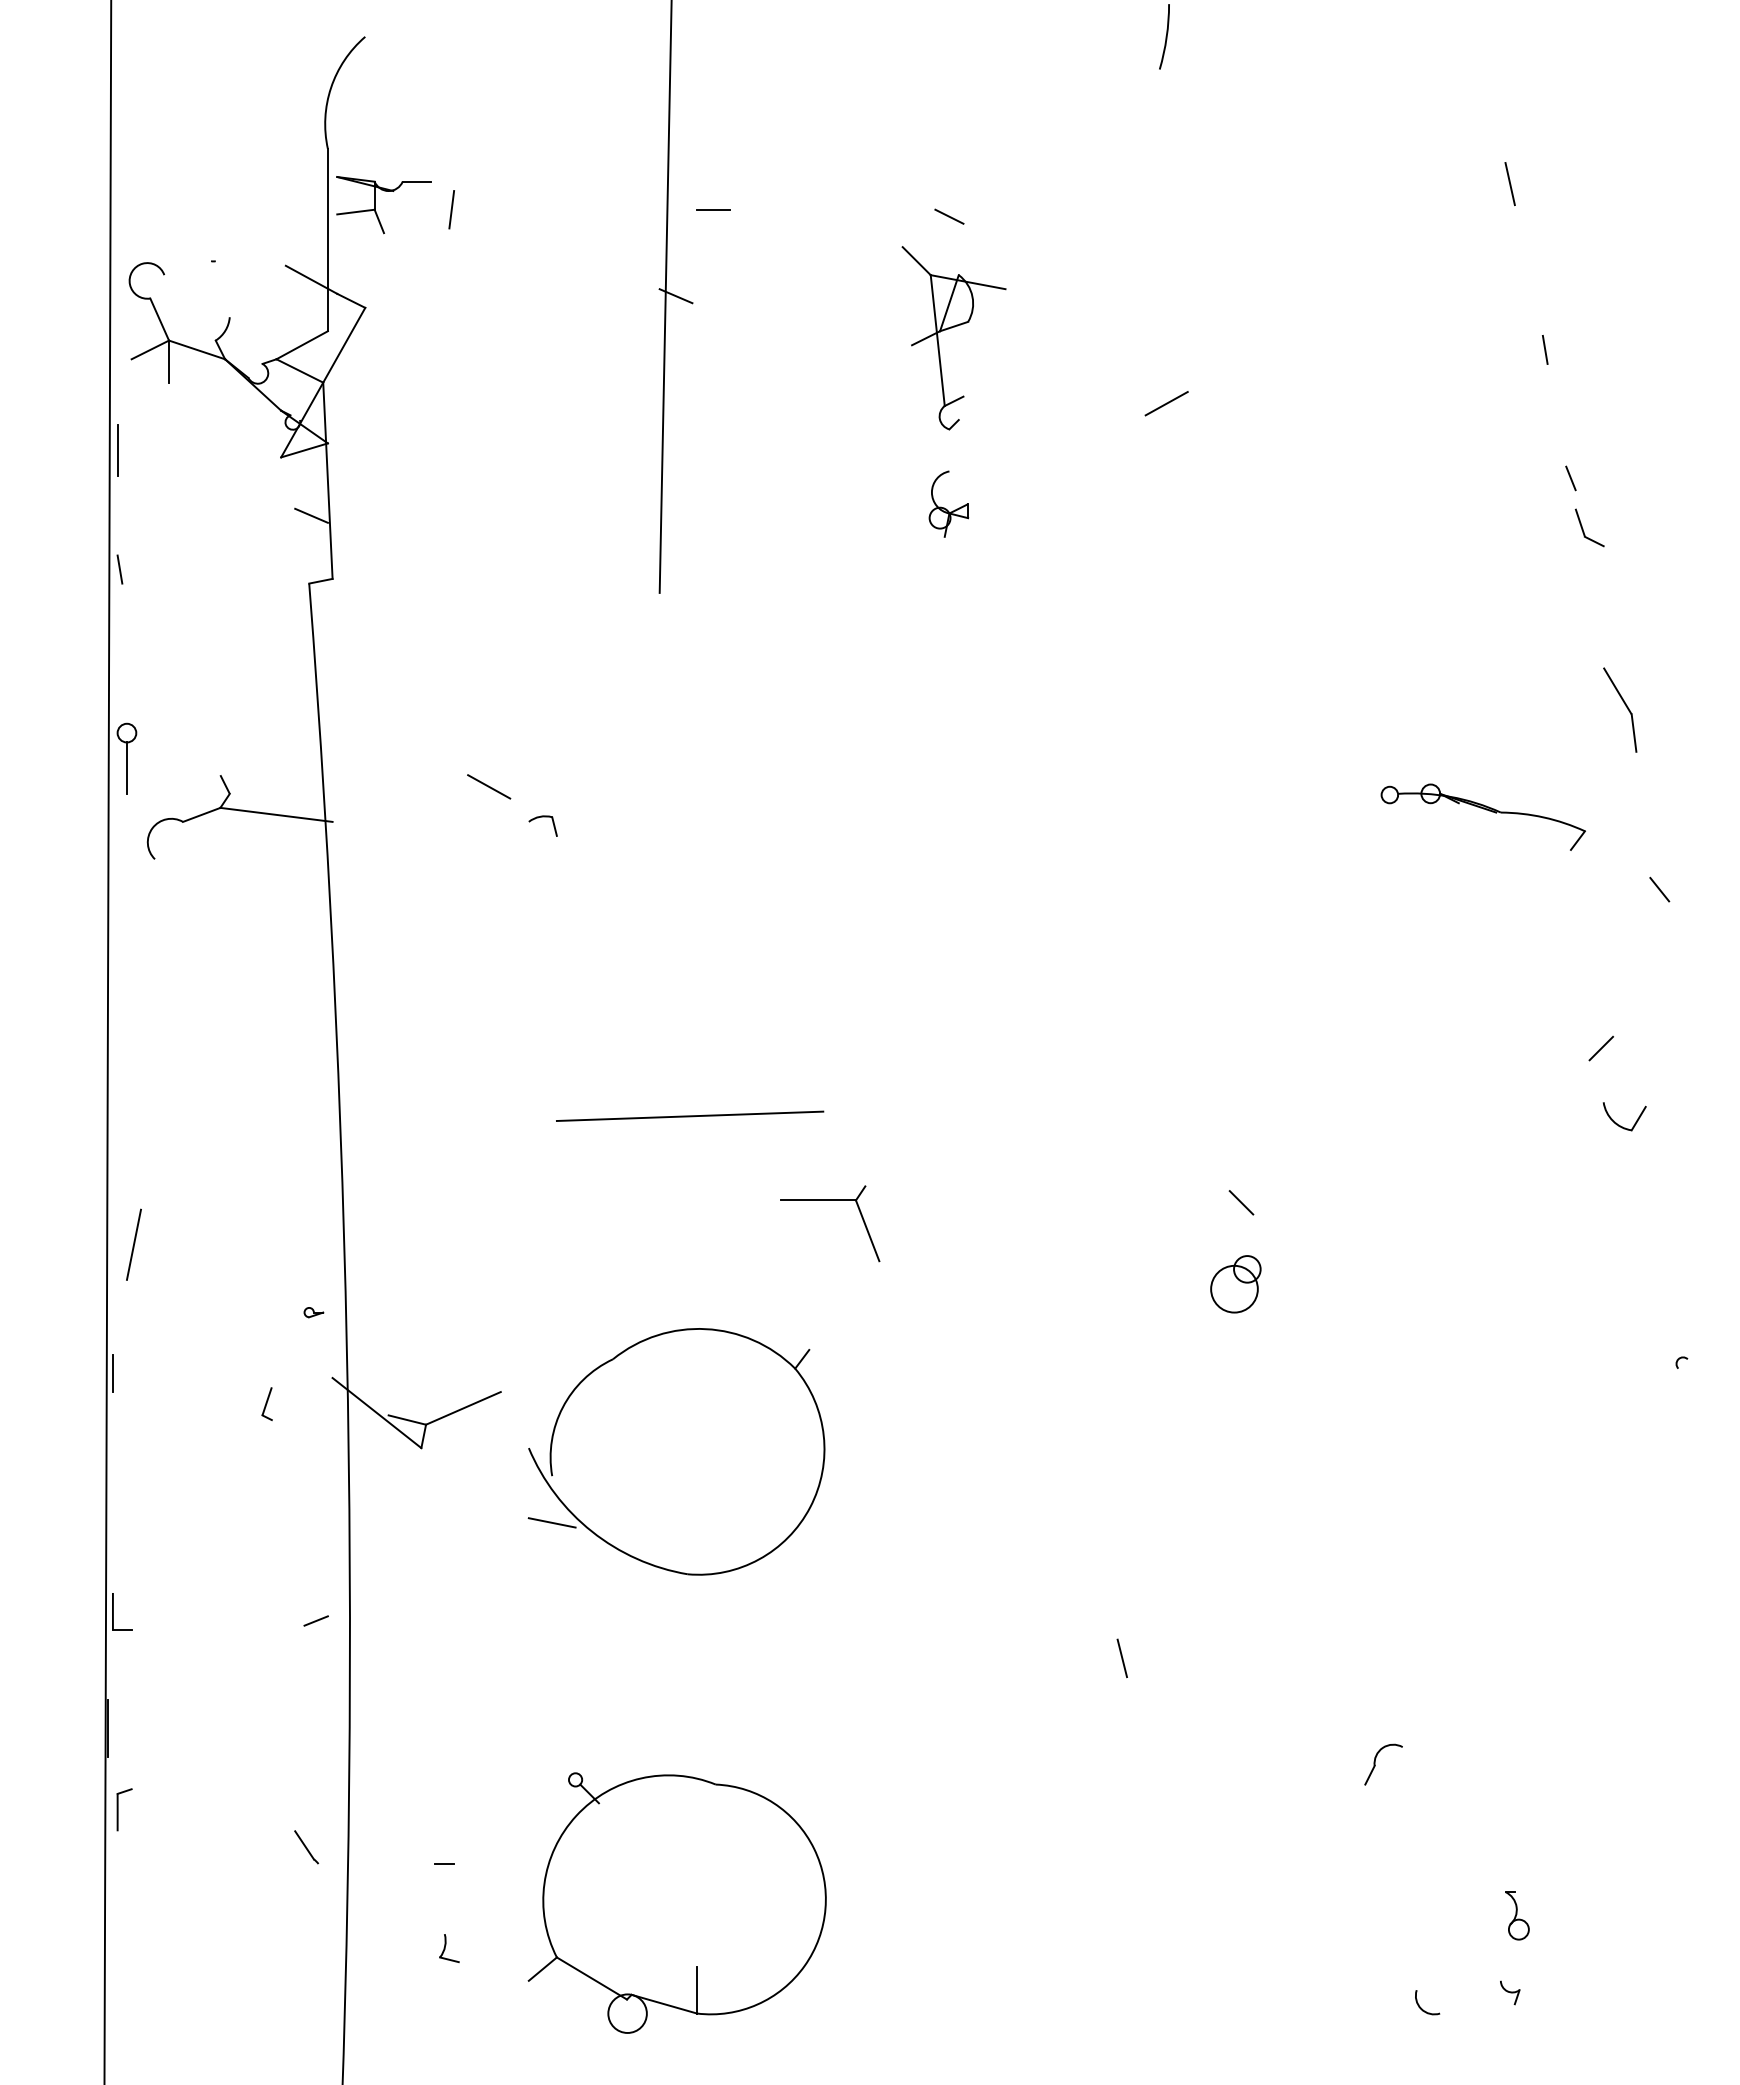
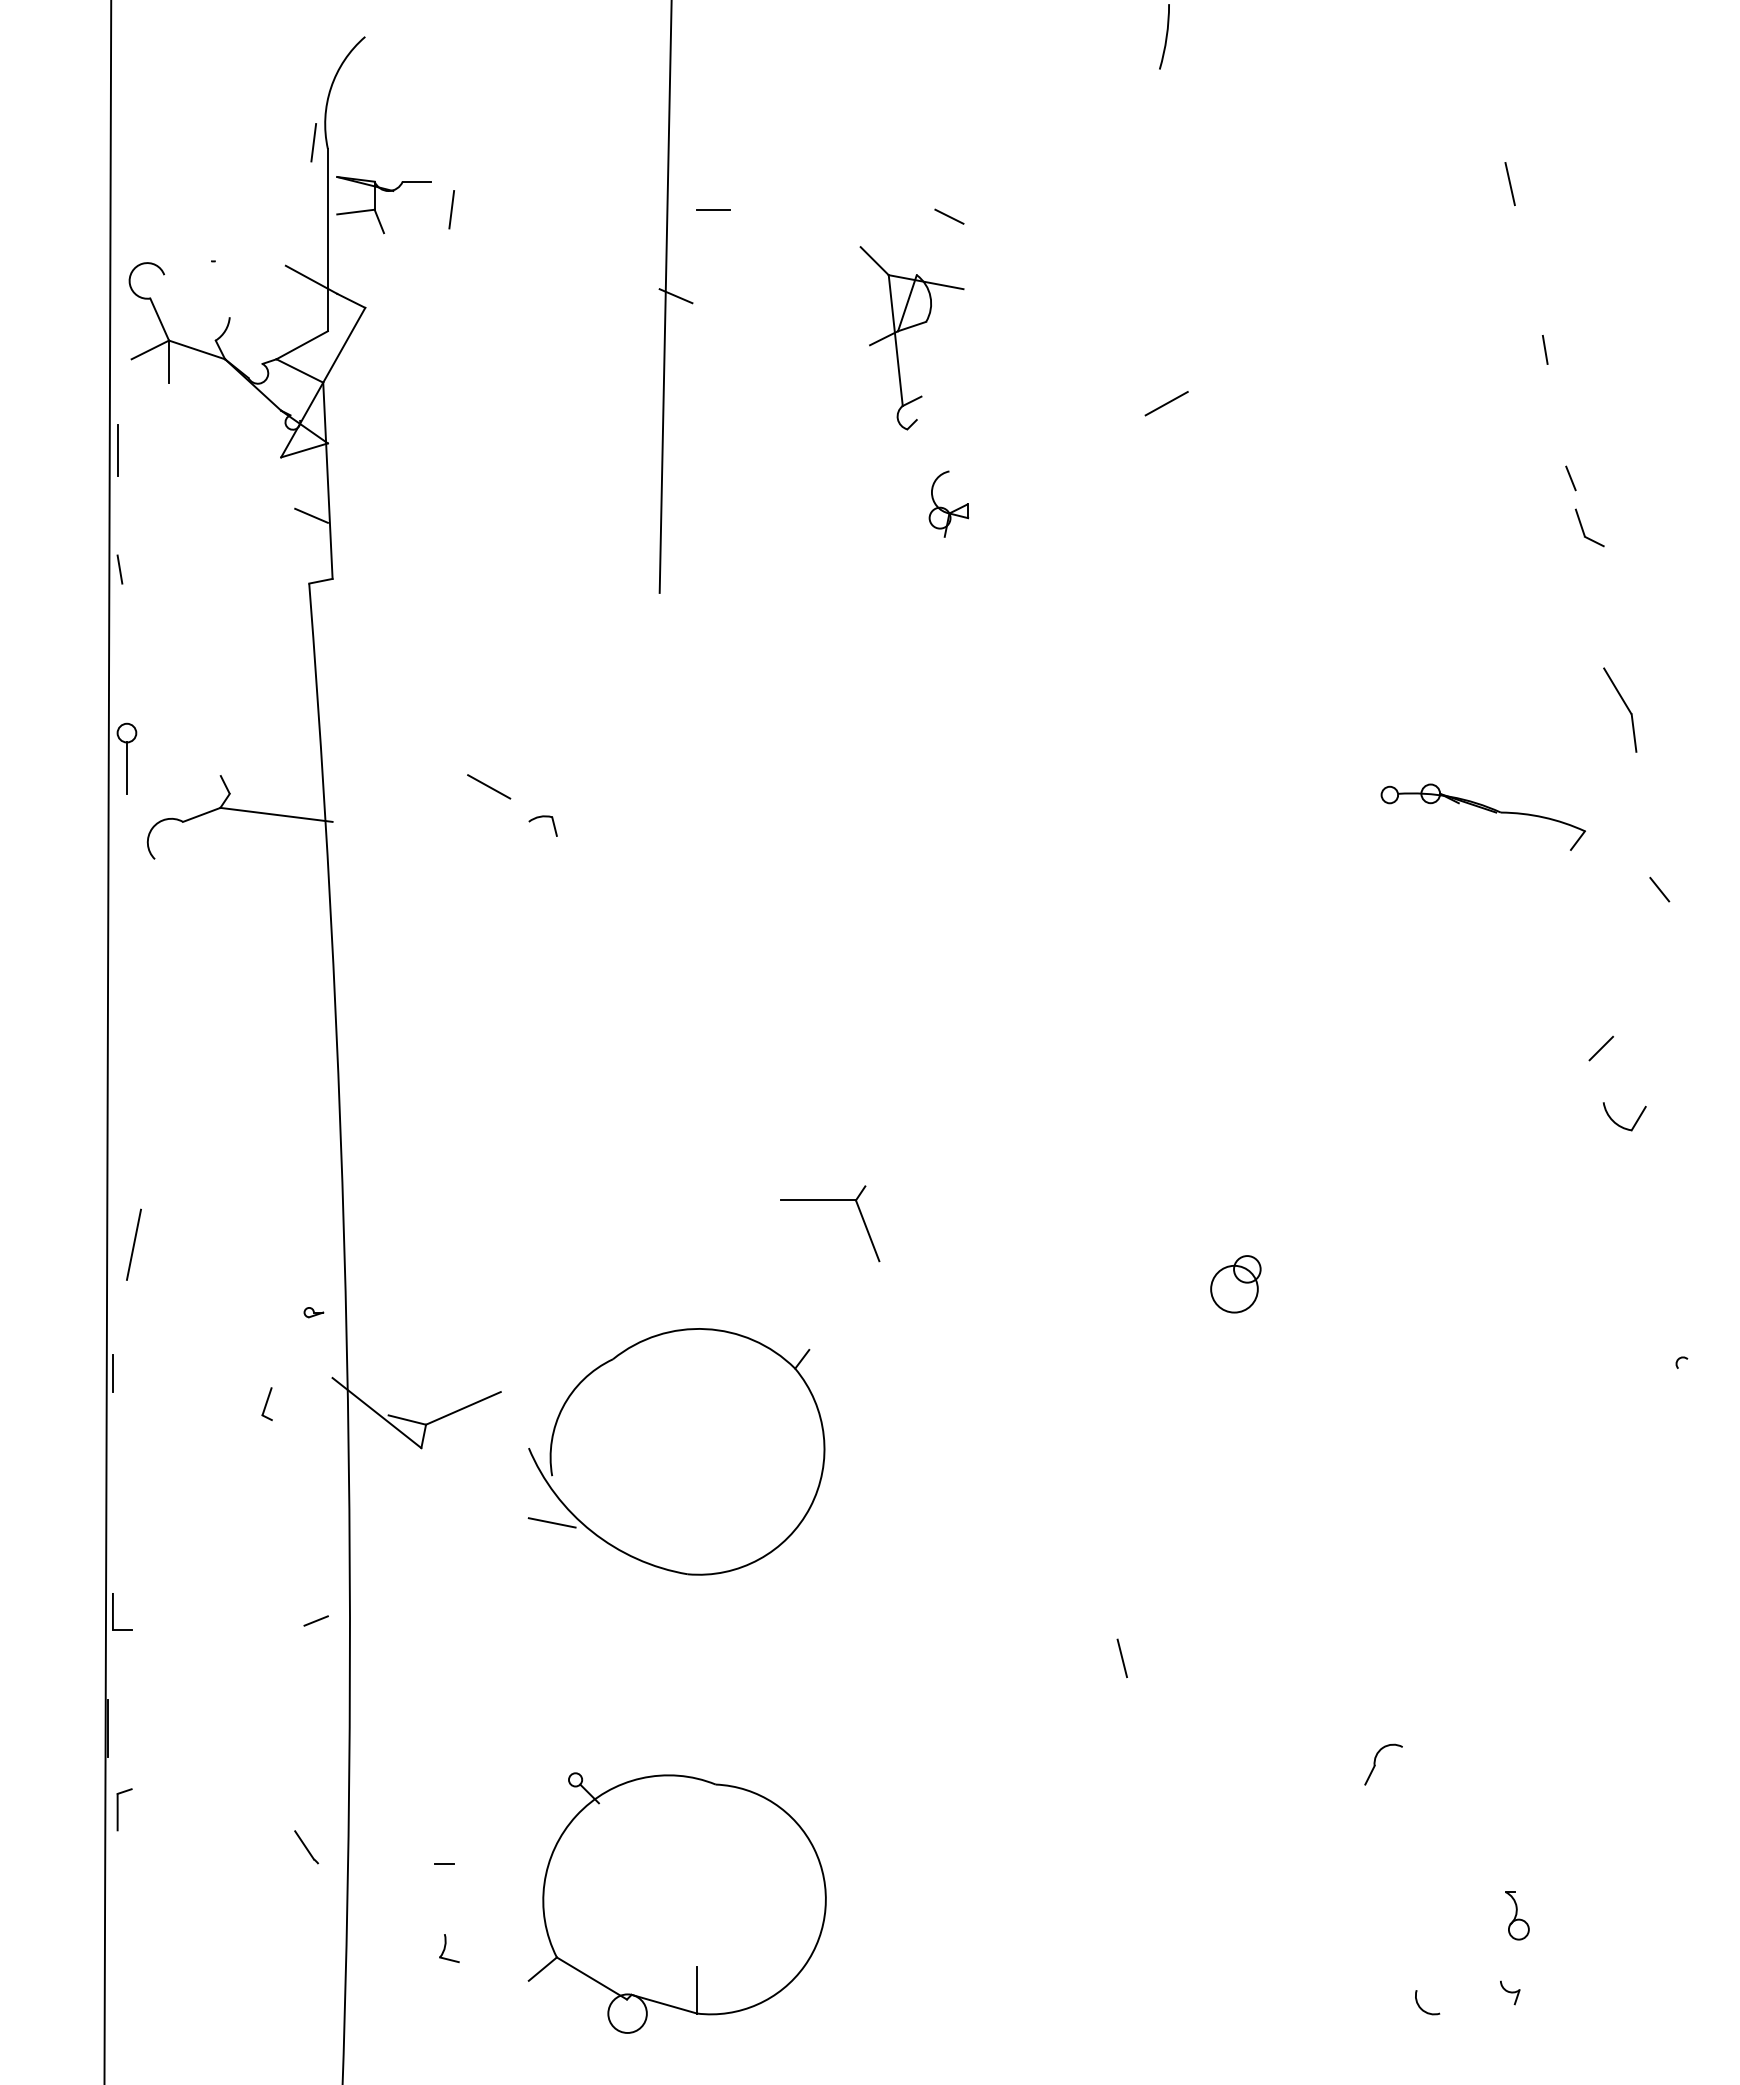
line: none -> present (313, 142)
part position: (949, 329) -> (907, 329) (907, 329)
line: present -> none (689, 1115)
line: present -> none (1241, 1202)
